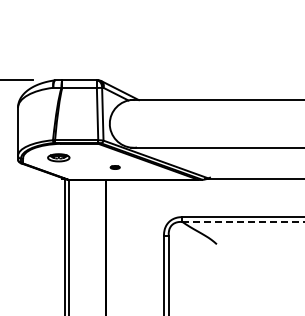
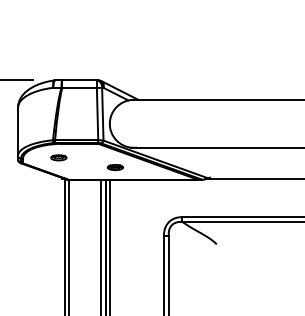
part size: 24x10 px -> 18x8 px (58, 157)
part size: 12x5 px -> 18x7 px (114, 167)
line: dashed -> solid (243, 221)
line: none -> present (101, 245)
line: none -> present (109, 245)
